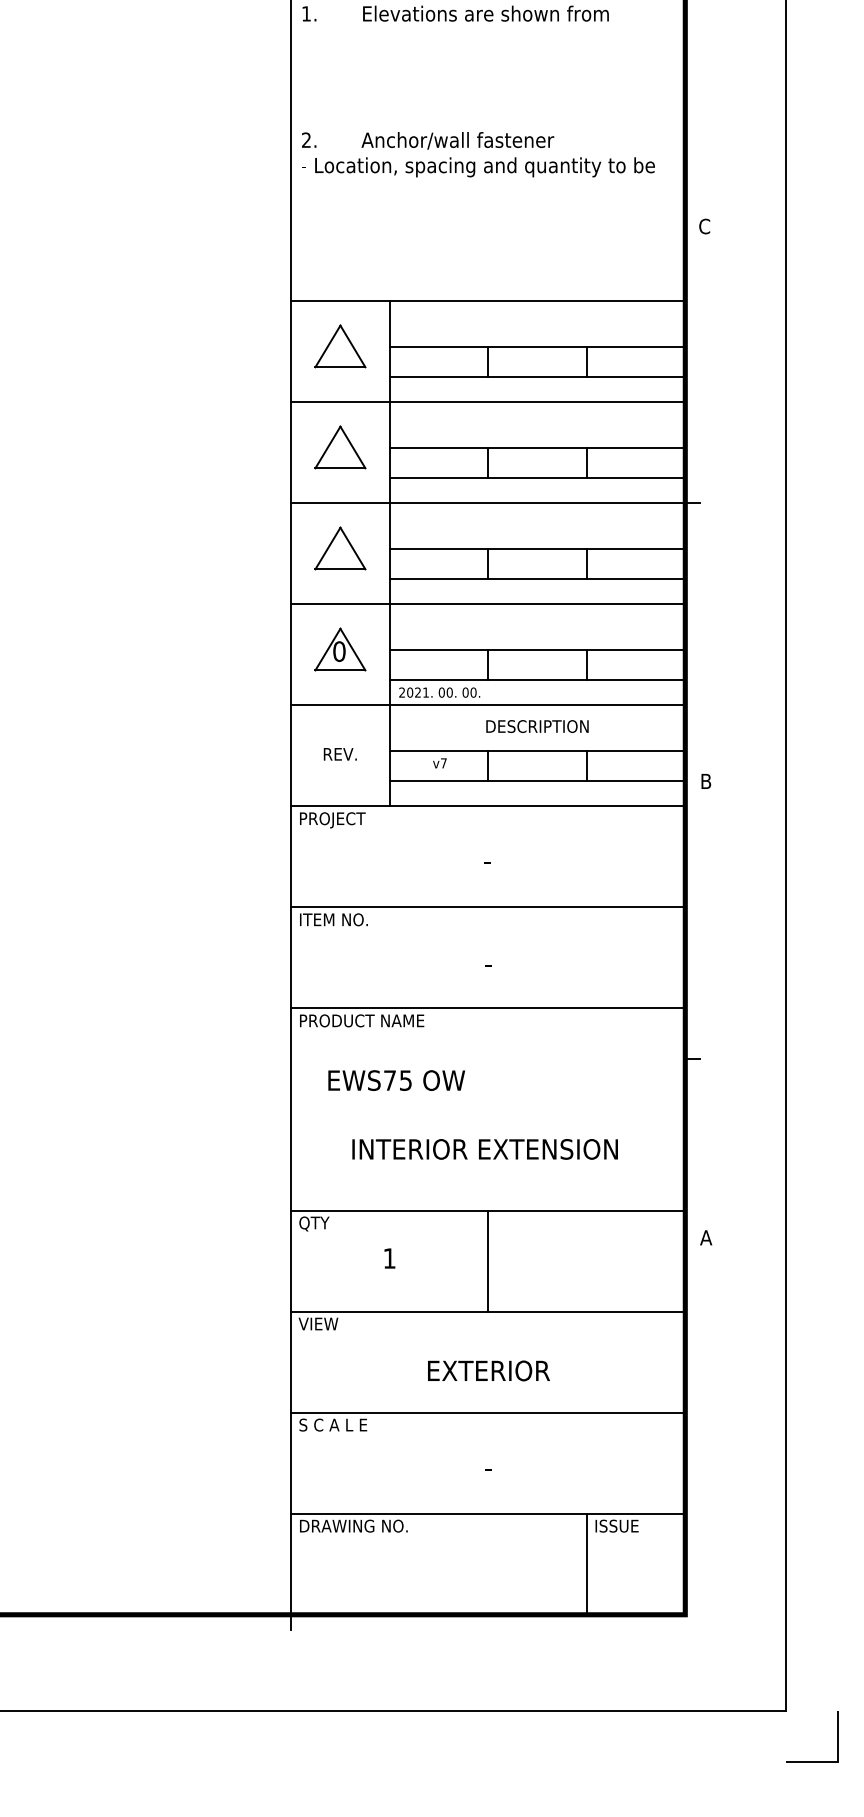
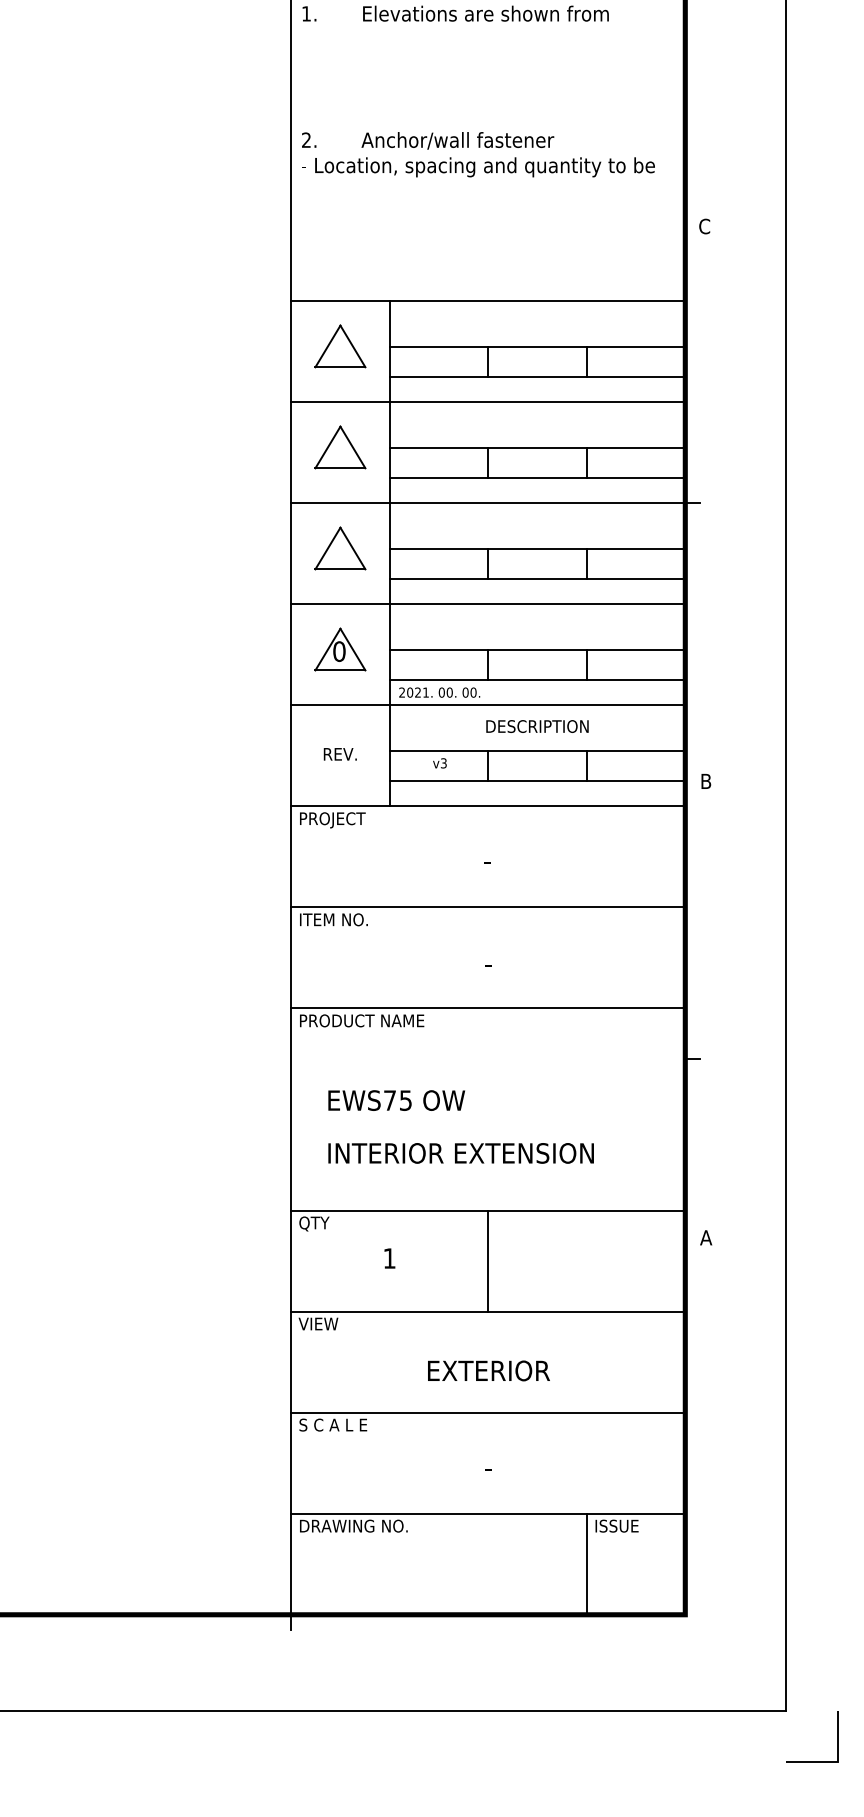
text: v7 -> v3 (443, 763)
text position: (396, 1080) -> (396, 1100) (396, 1100)
text position: (484, 1149) -> (460, 1153) (460, 1153)
